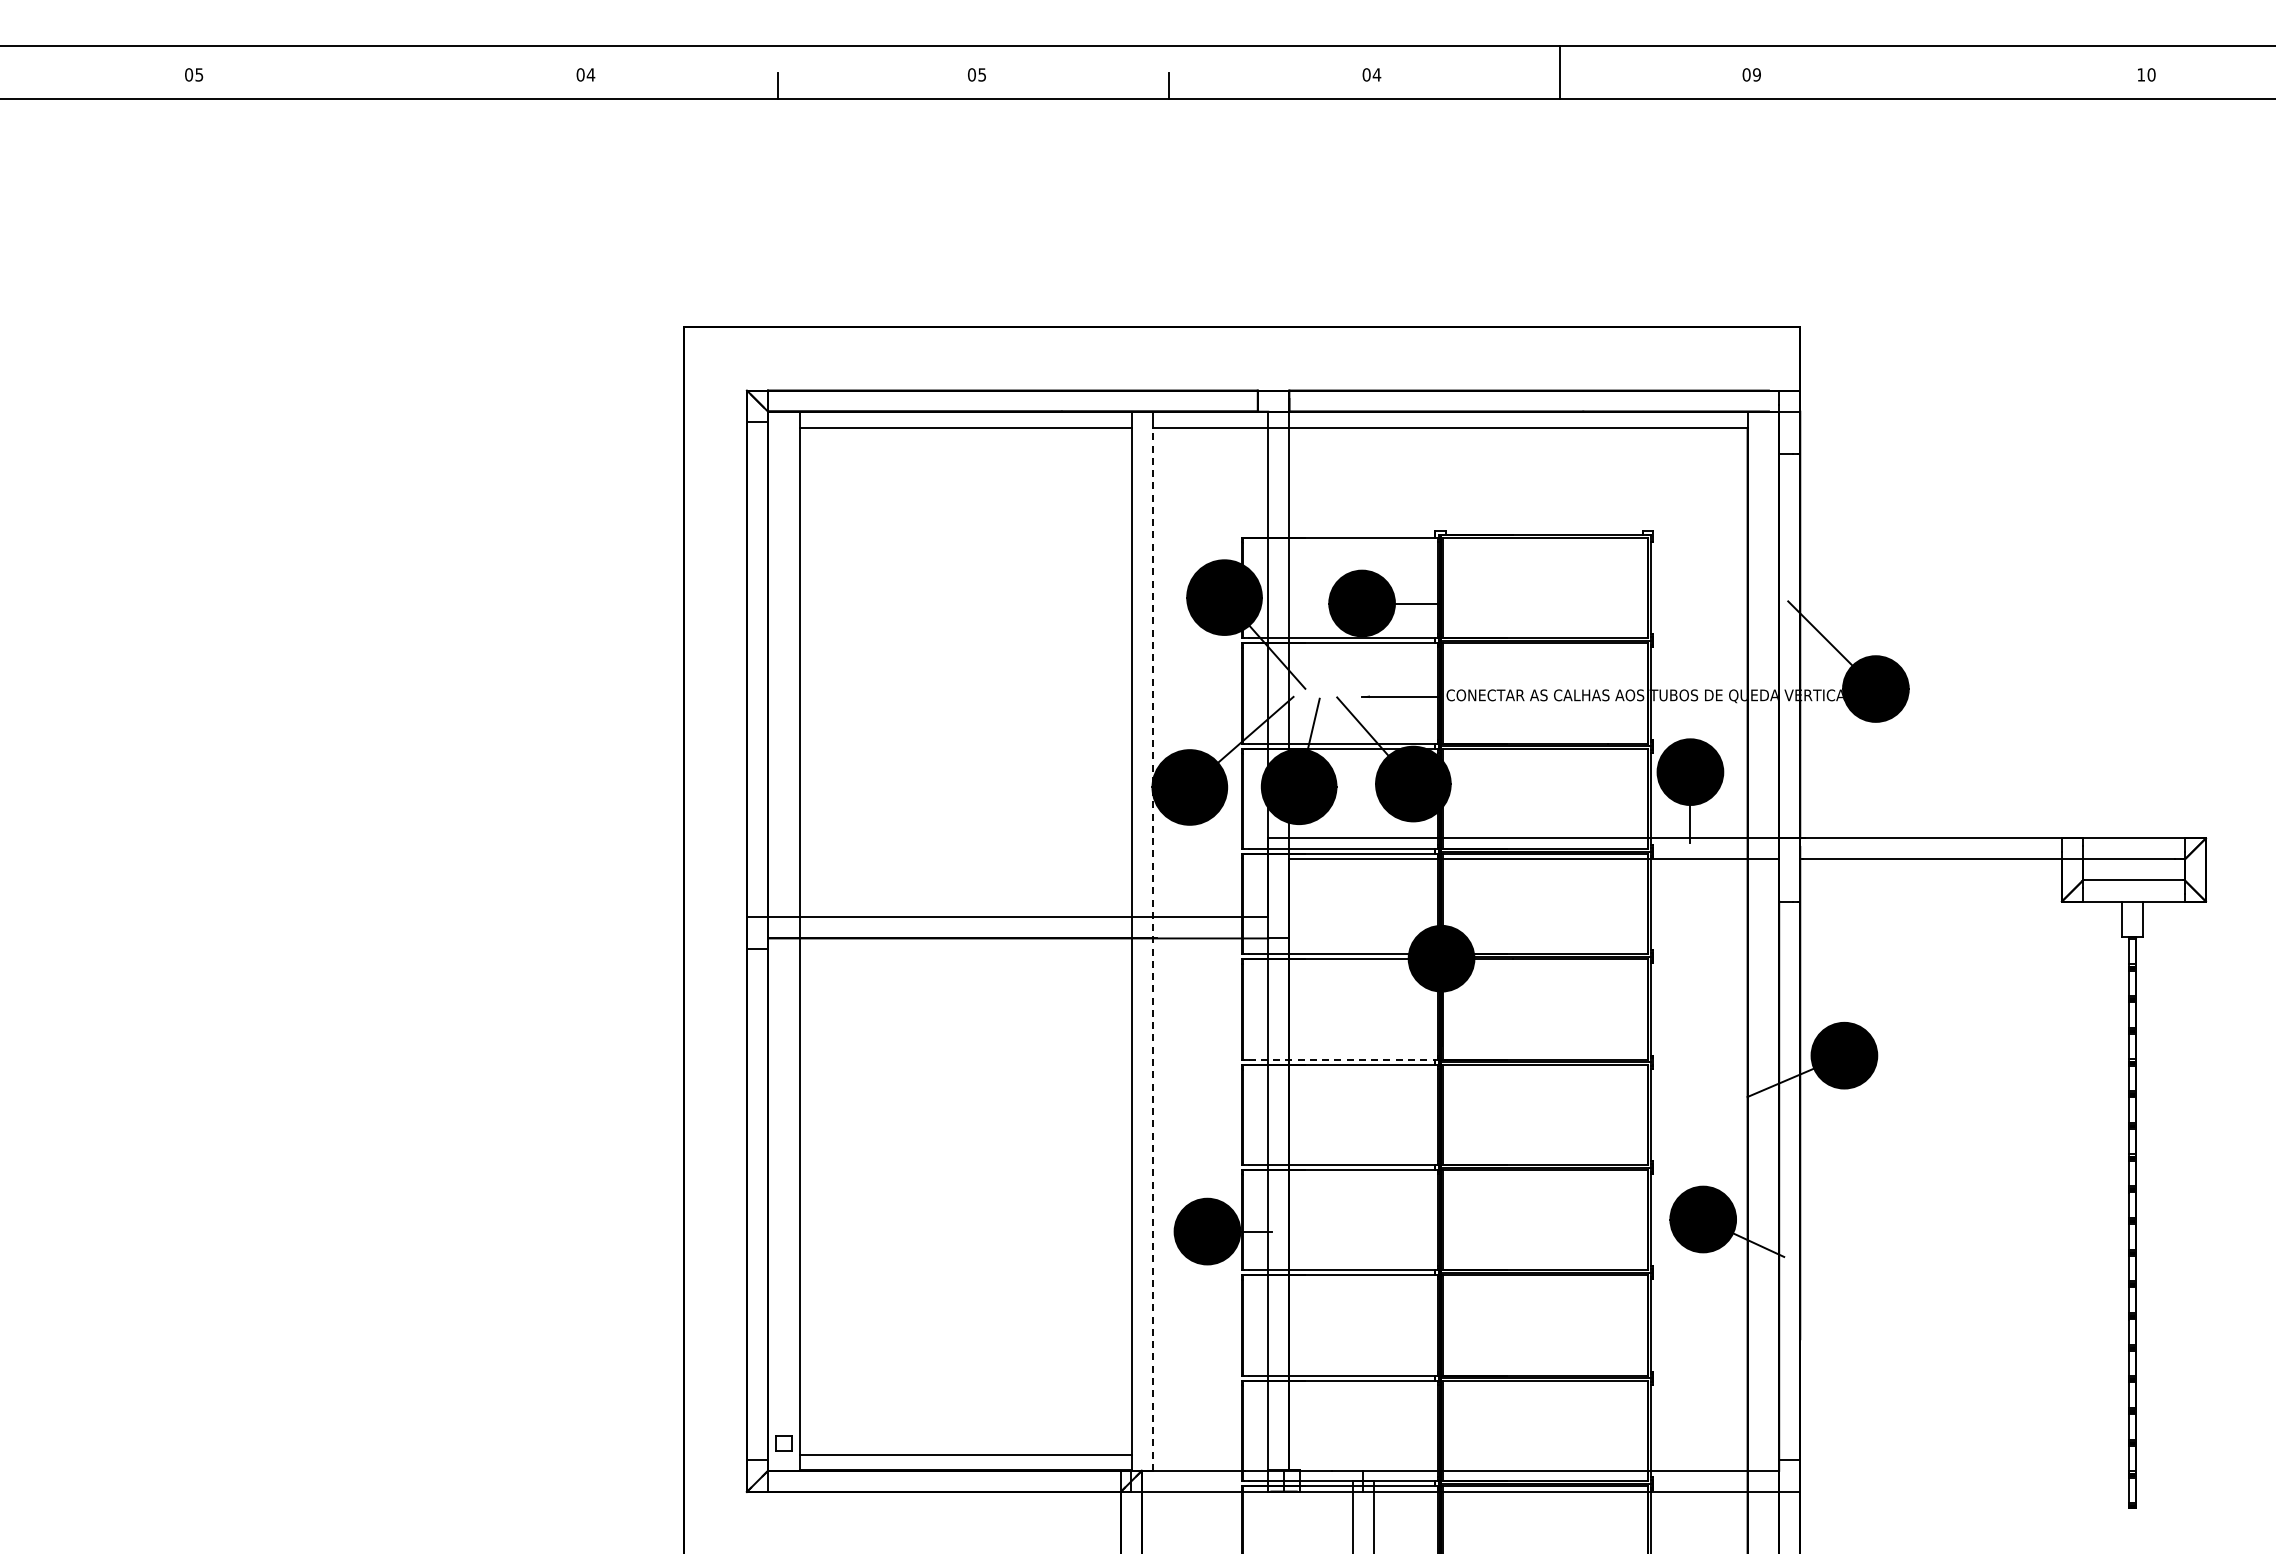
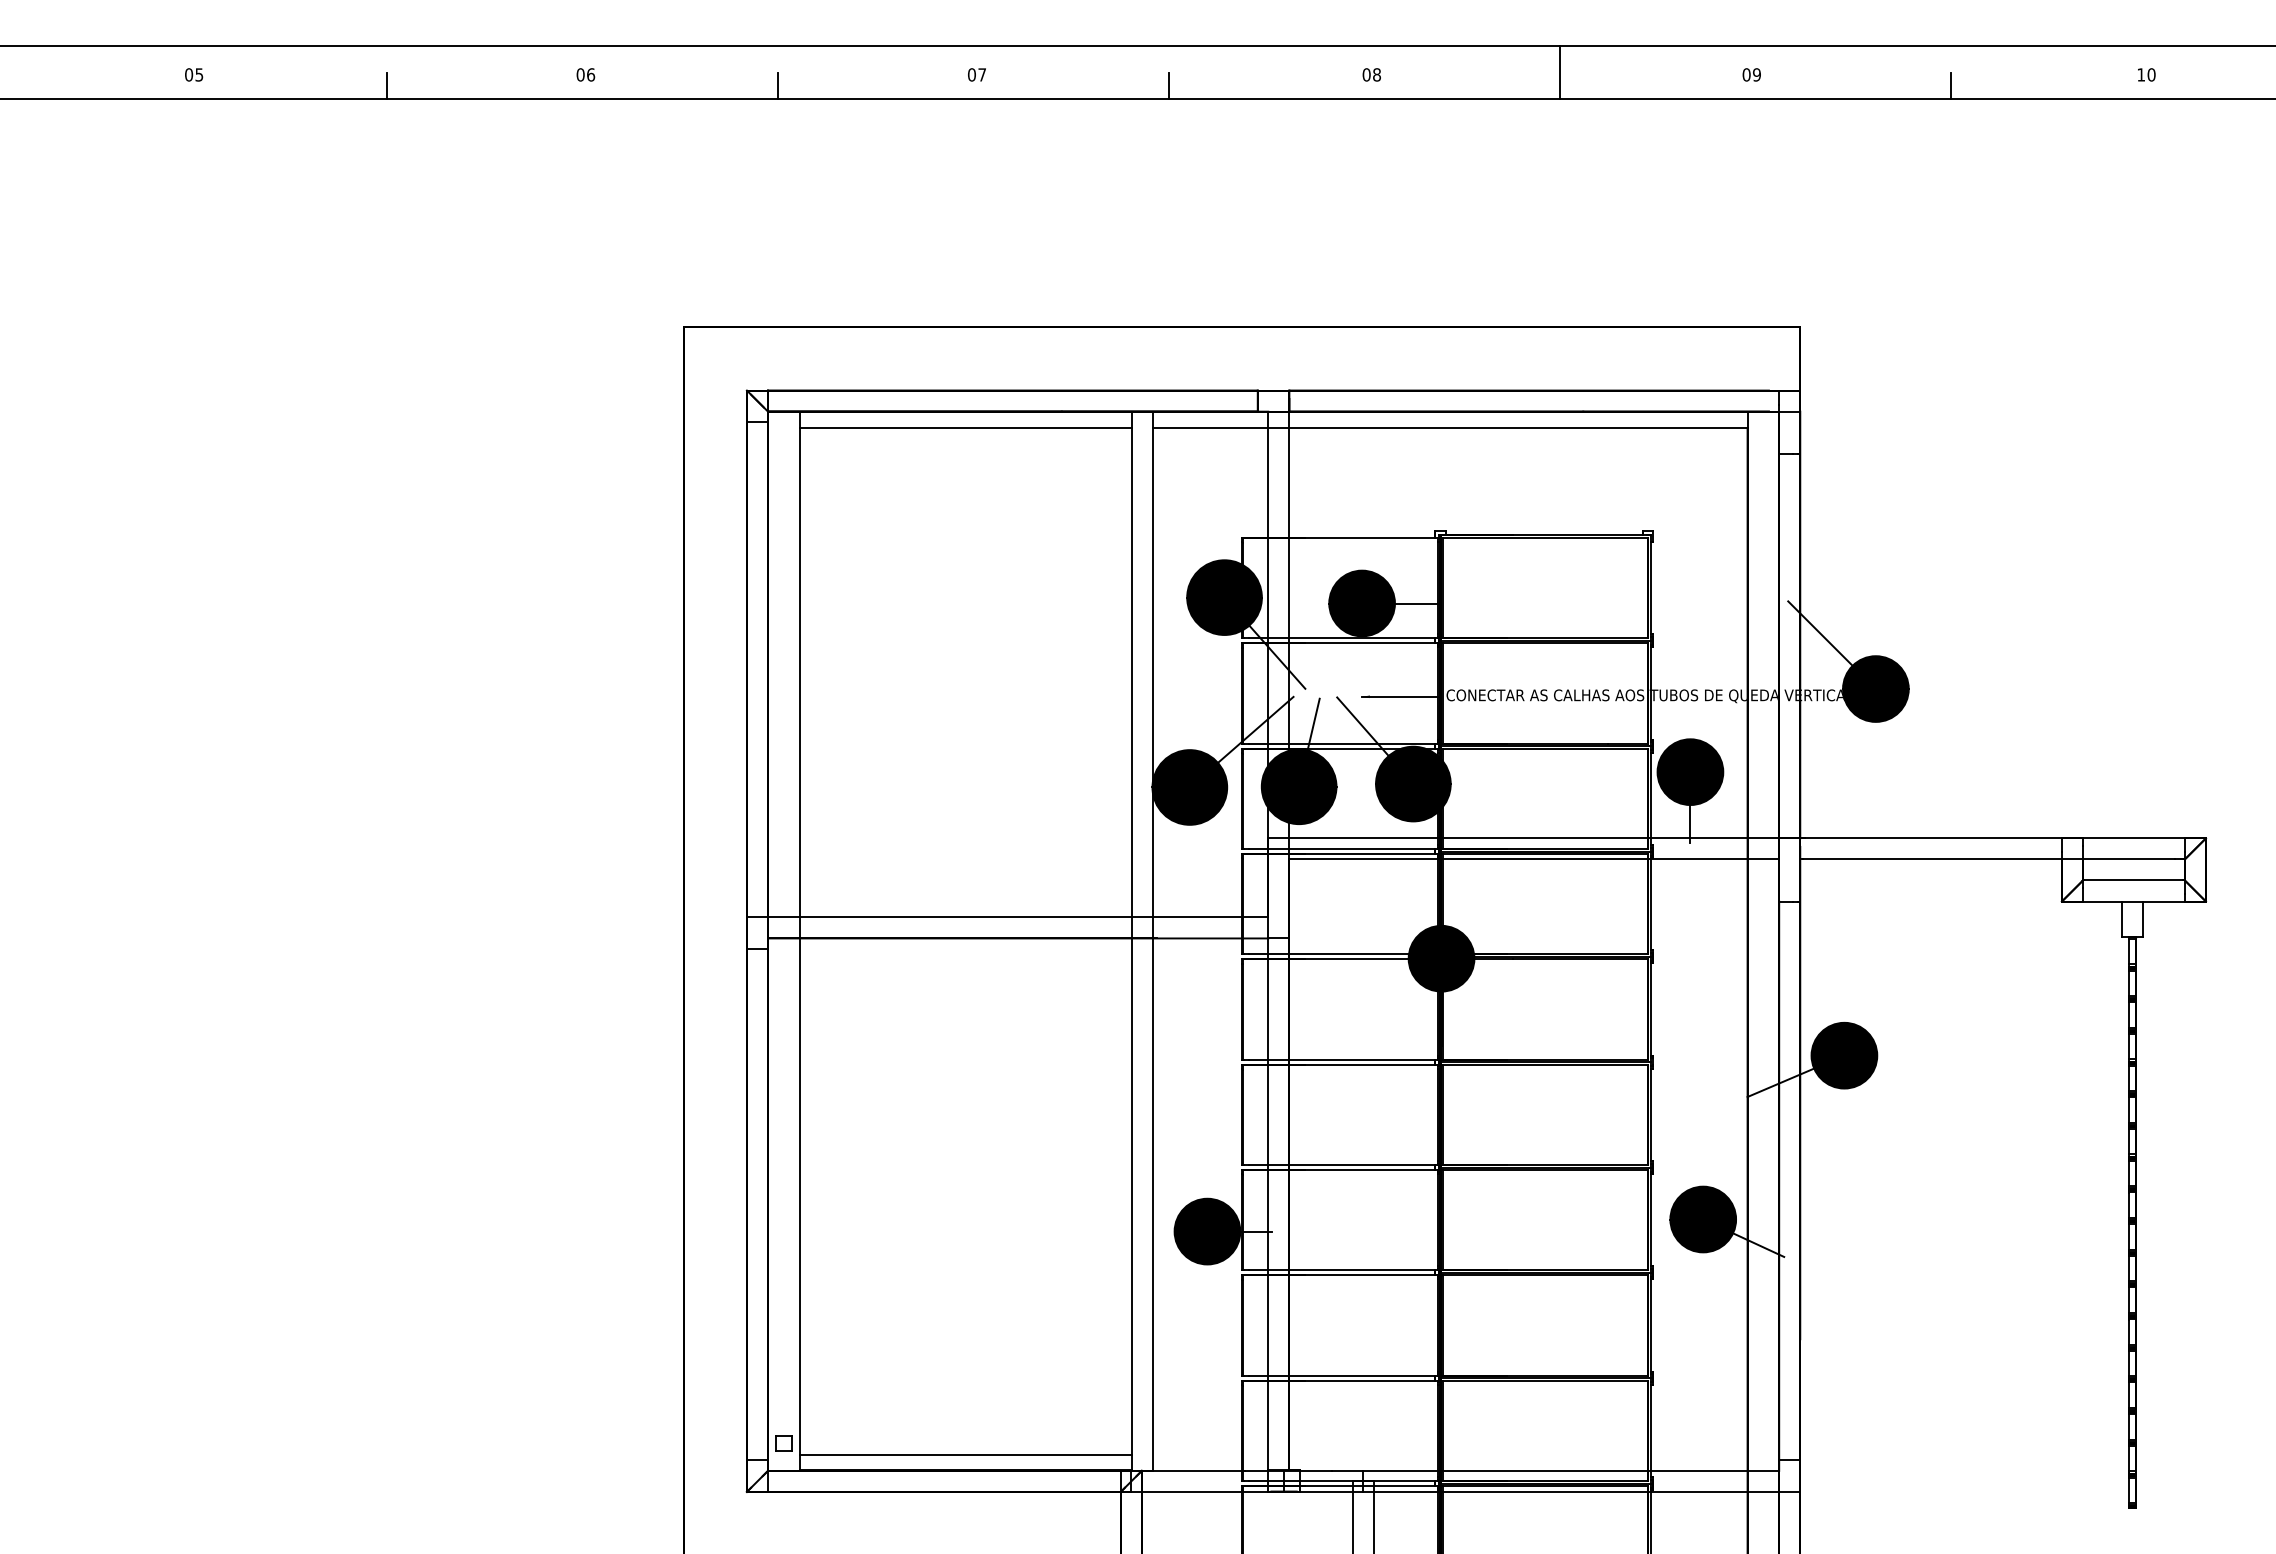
text: 04 -> 06 (590, 74)
text: 05 -> 07 (981, 74)
text: 04 -> 08 (1376, 74)
line: none -> present (386, 85)
line: none -> present (1951, 85)
line: dashed -> solid (1152, 948)
line: dashed -> solid (1343, 1059)
